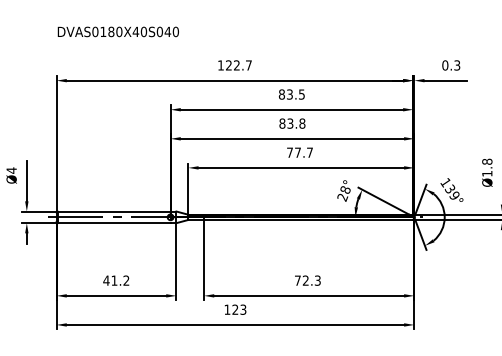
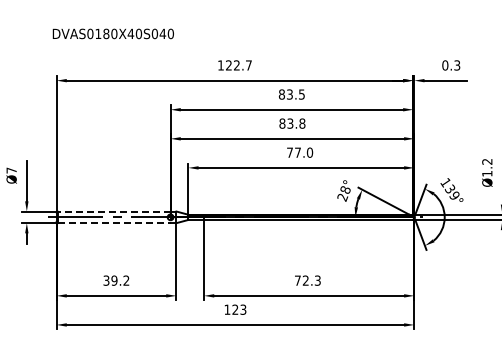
text position: (117, 31) -> (112, 33) (112, 33)
text: 77.7 -> 77.0 (309, 152)
text: Ø1.8 -> Ø1.2 (487, 161)
text: Ø4 -> Ø7 (11, 170)
line: solid -> dashed (113, 211)
line: solid -> dashed (114, 223)
text: 41.2 -> 39.2 (110, 280)
